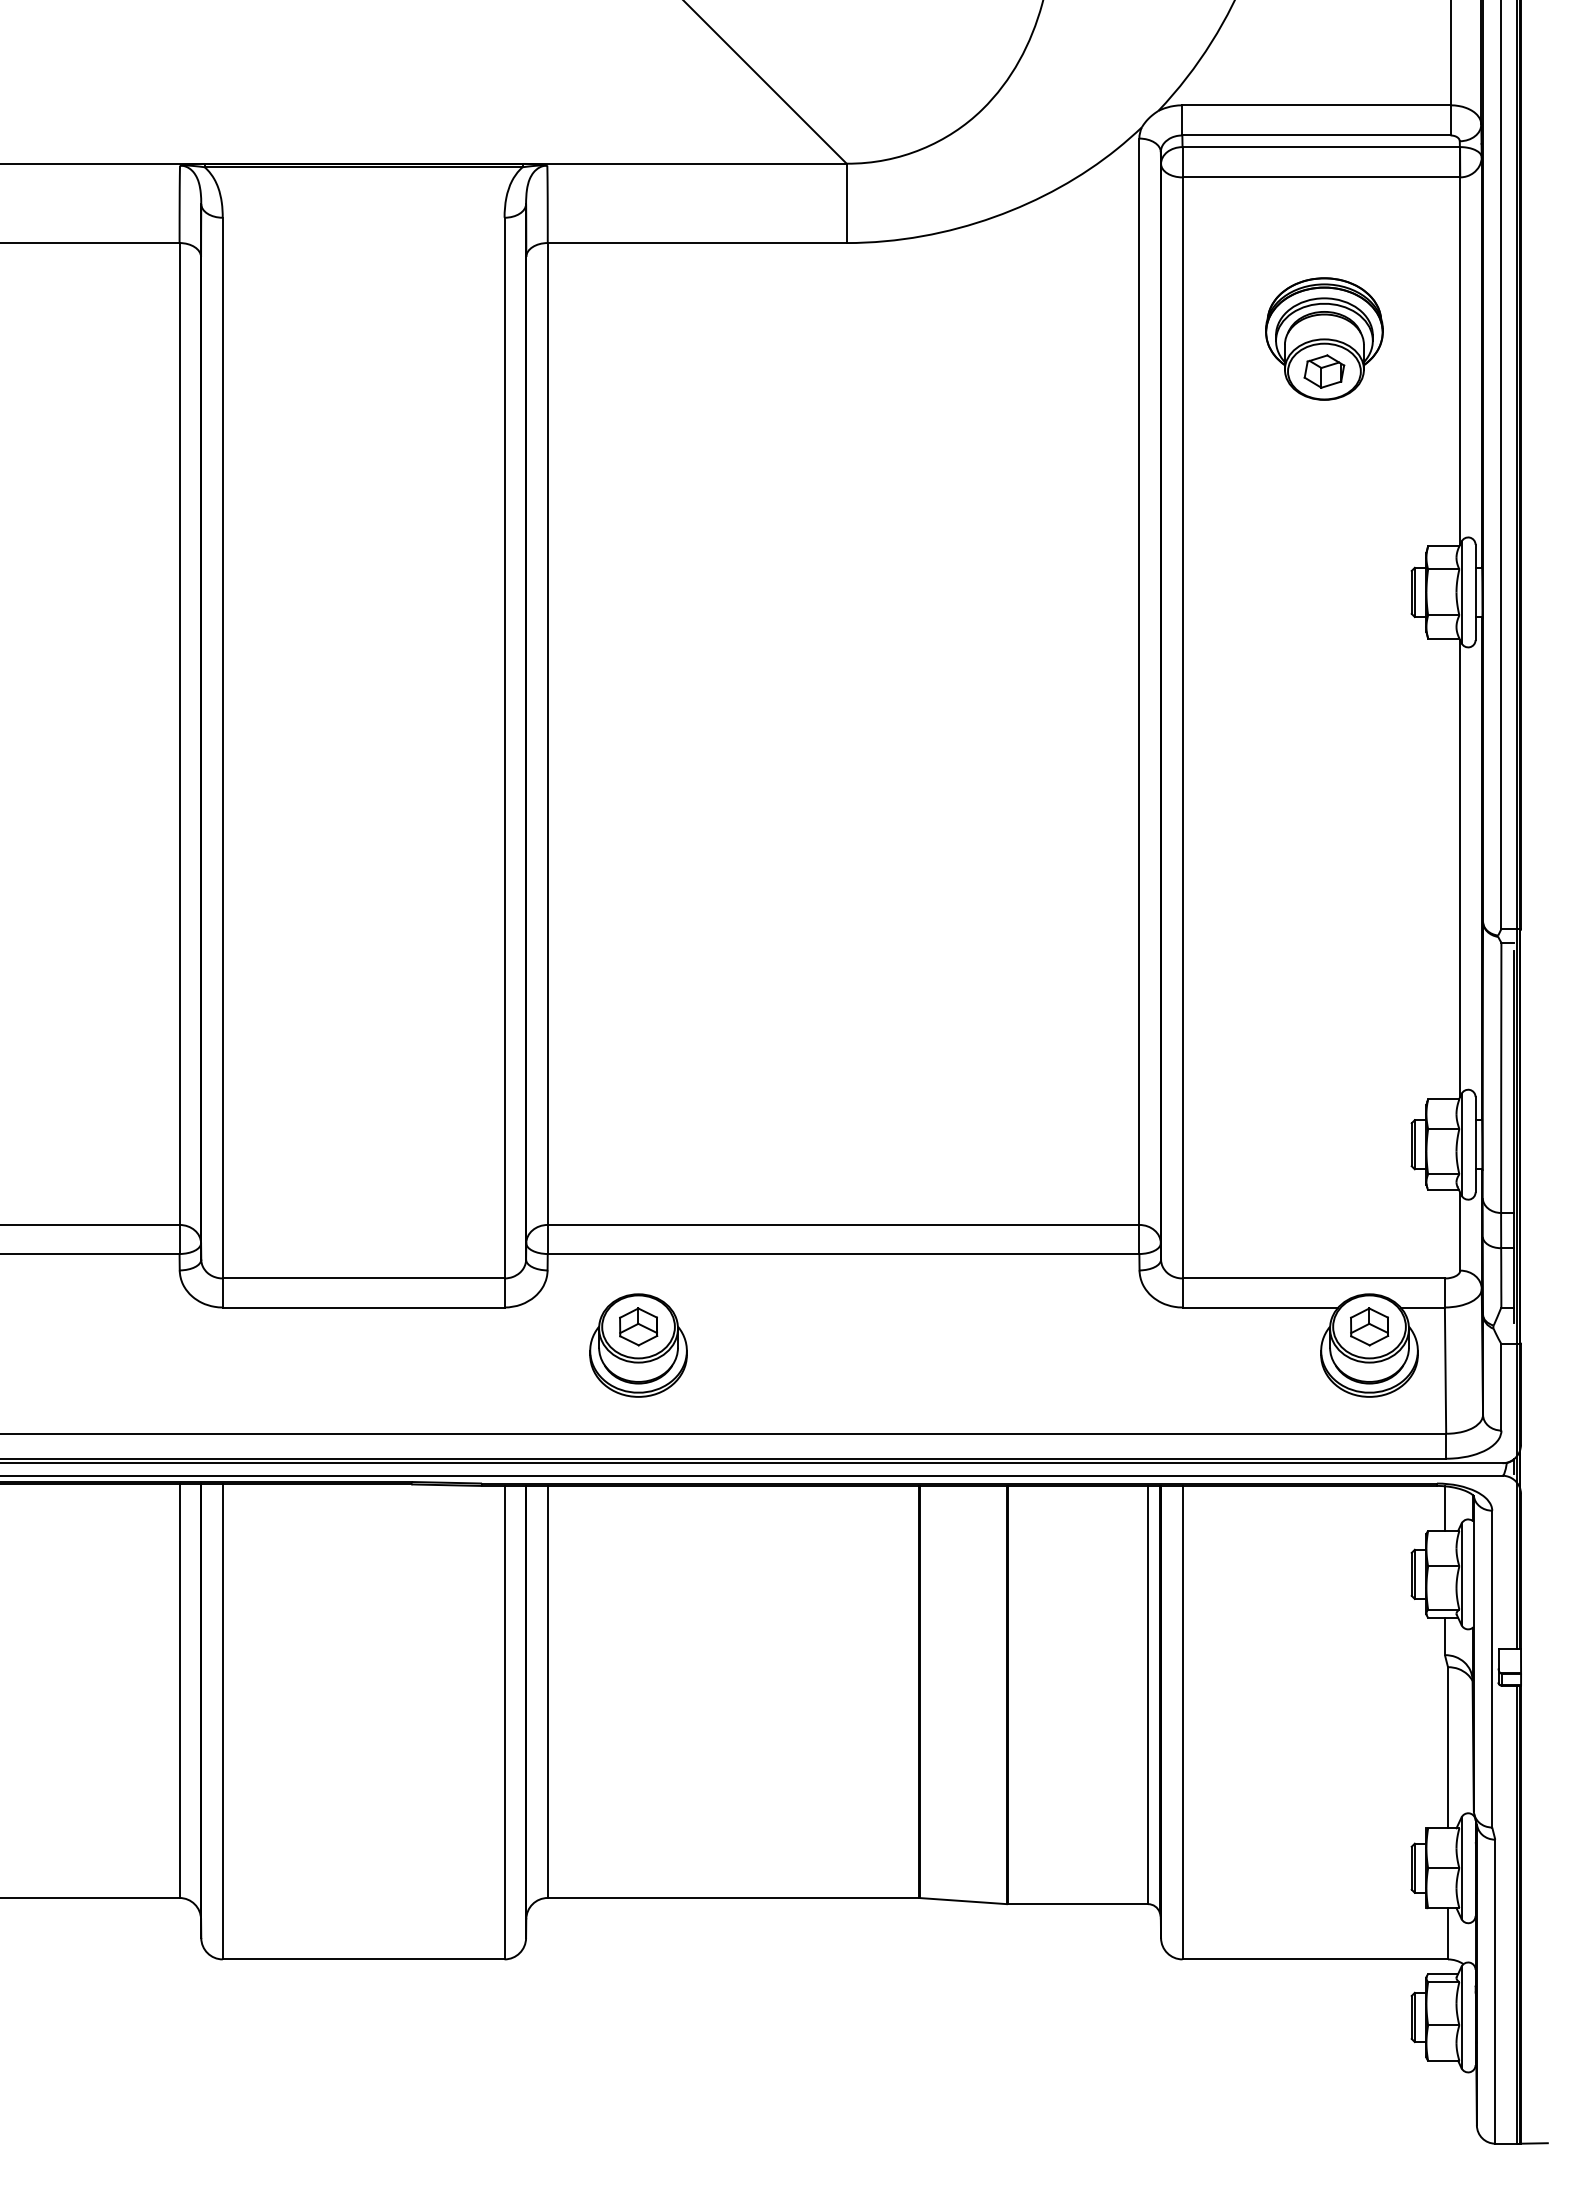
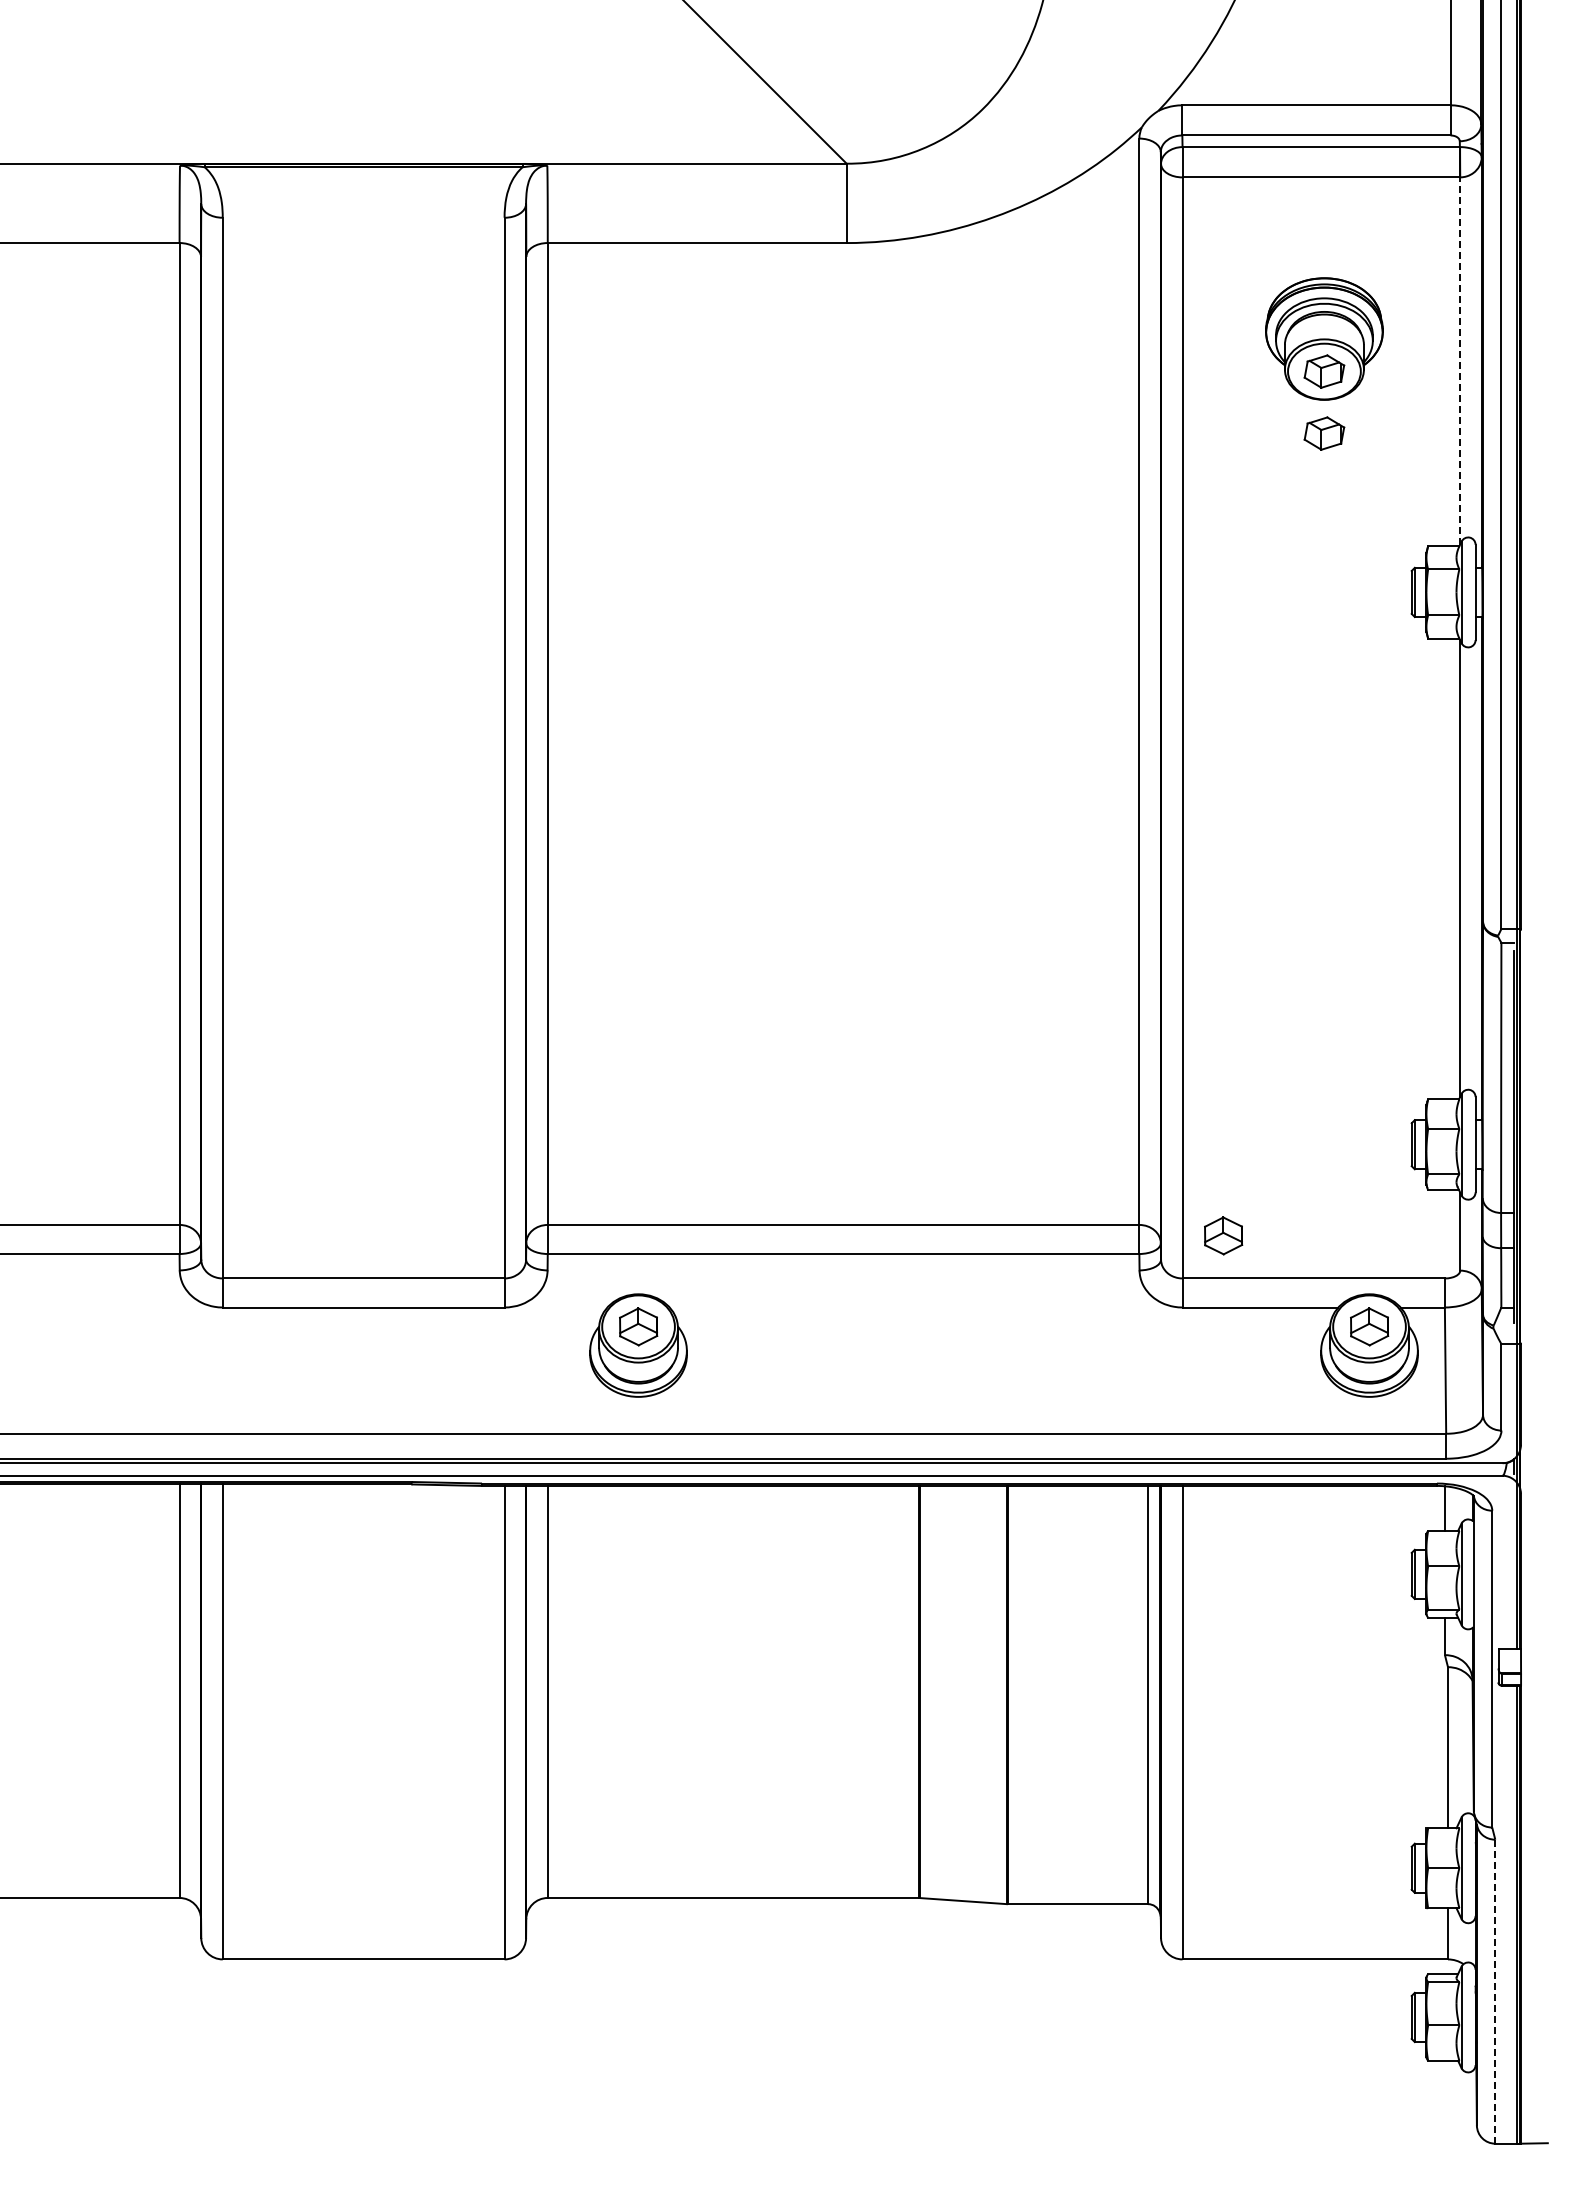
line: solid -> dashed (1460, 360)
part: none -> present (1324, 433)
part: none -> present (1223, 1235)
line: solid -> dashed (1495, 1991)
